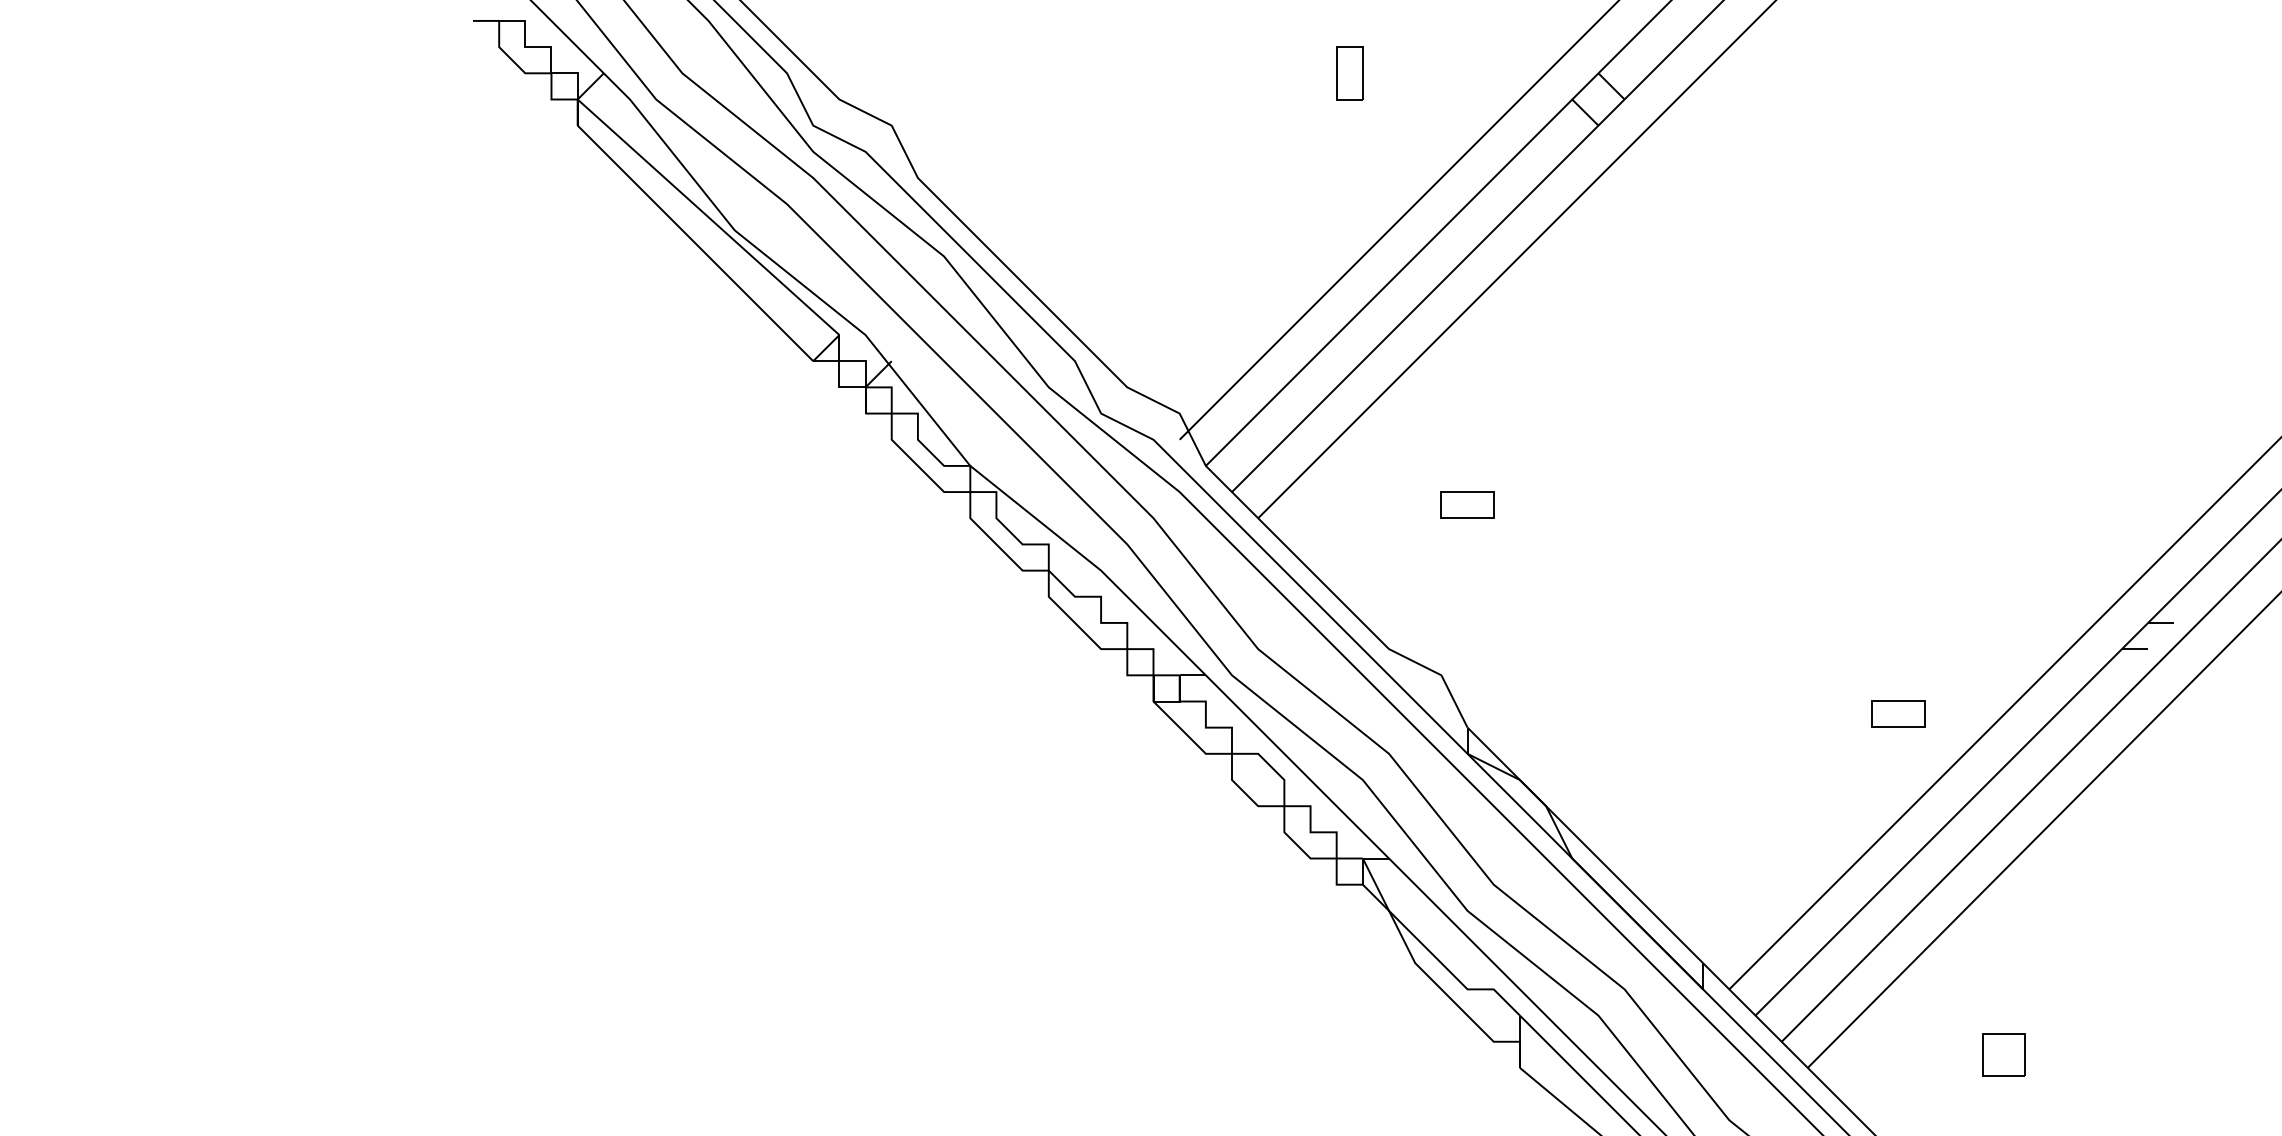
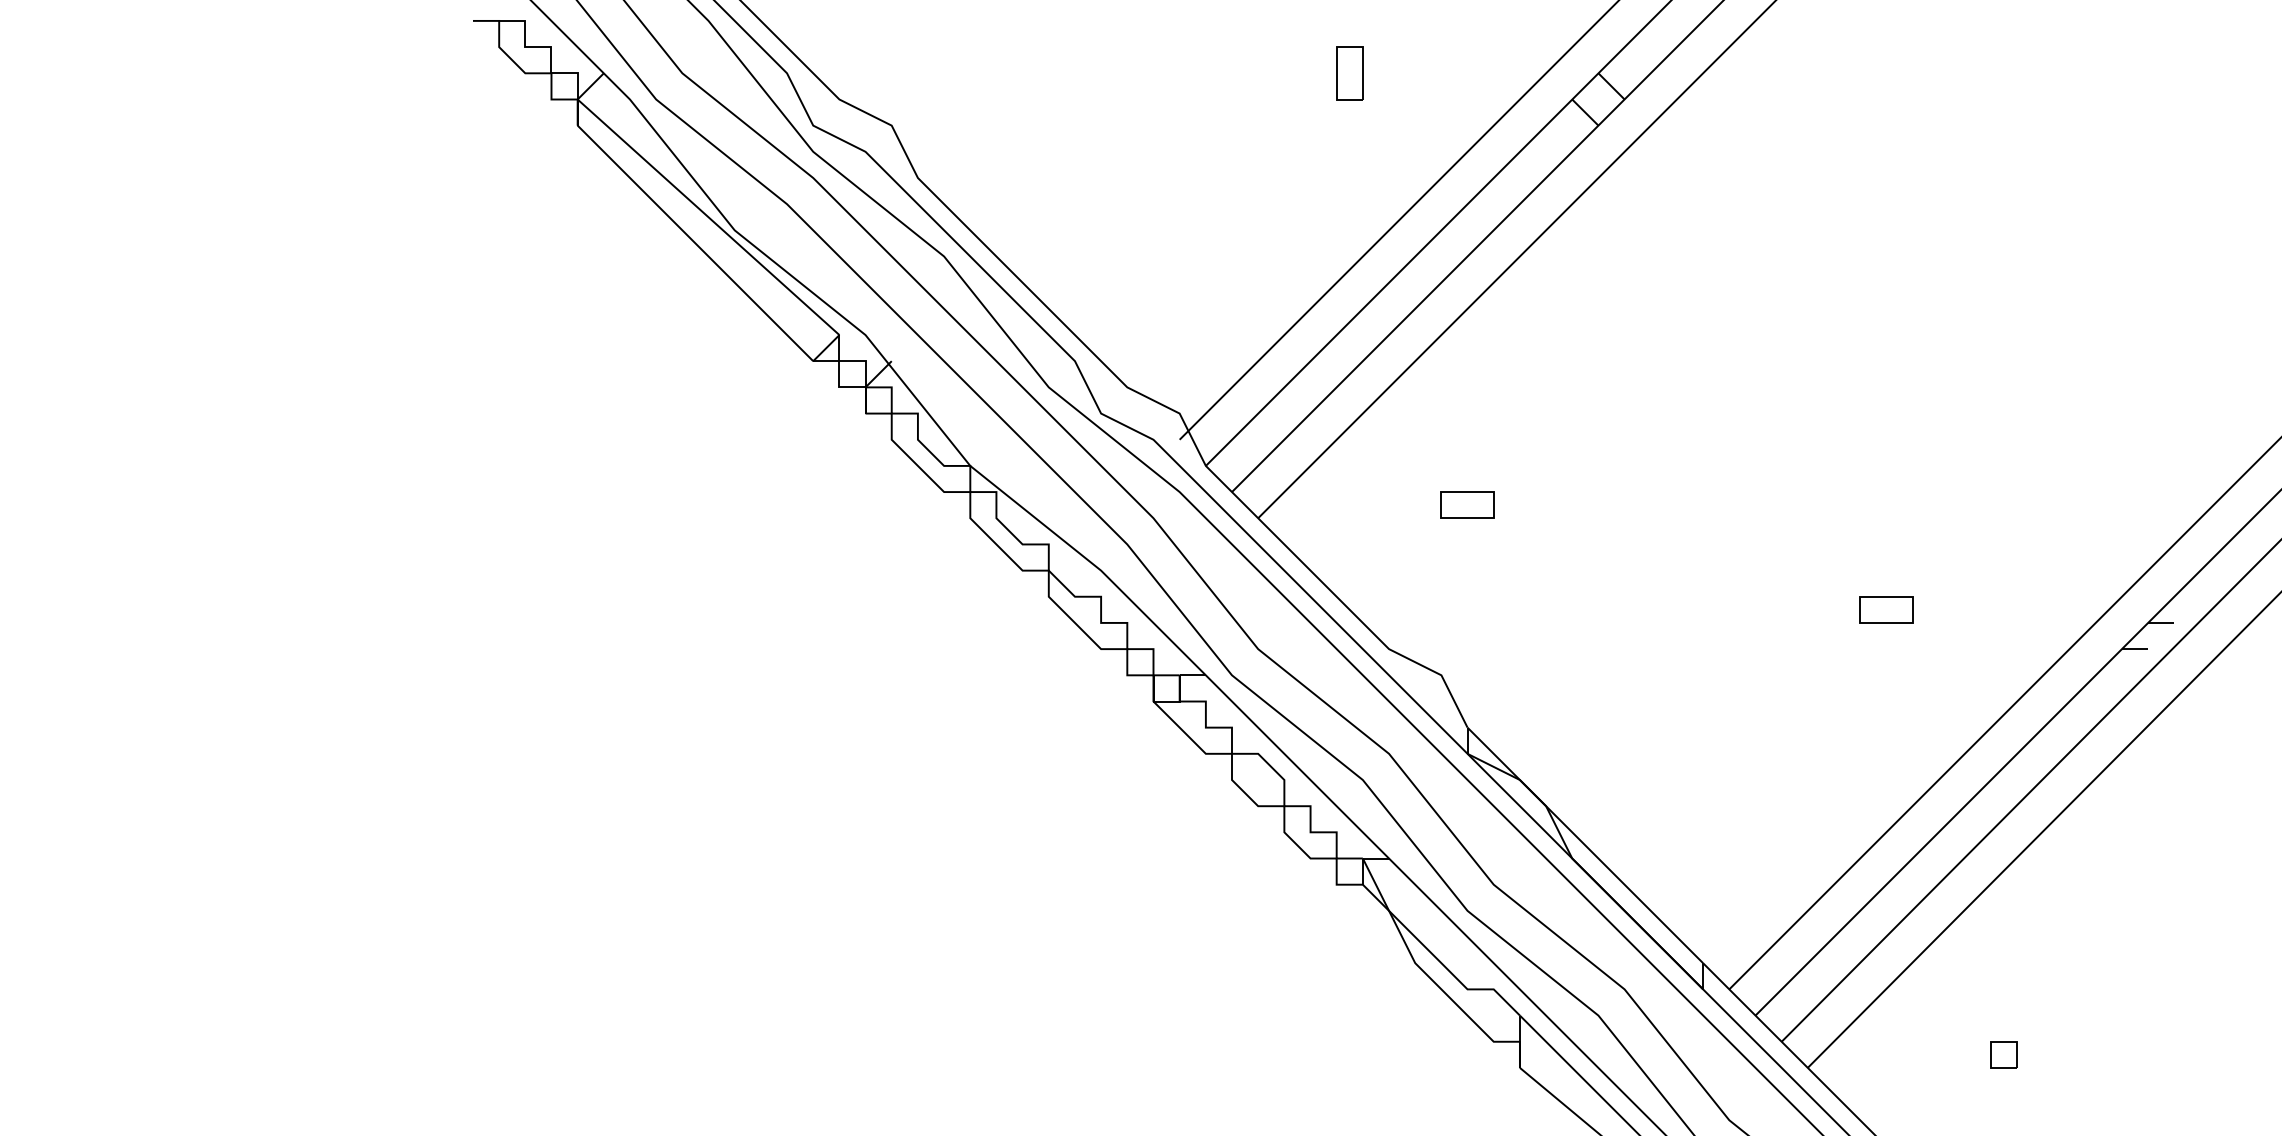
part position: (1898, 713) -> (1886, 609) (1886, 609)
part size: 44x44 px -> 28x28 px (2003, 1054)
